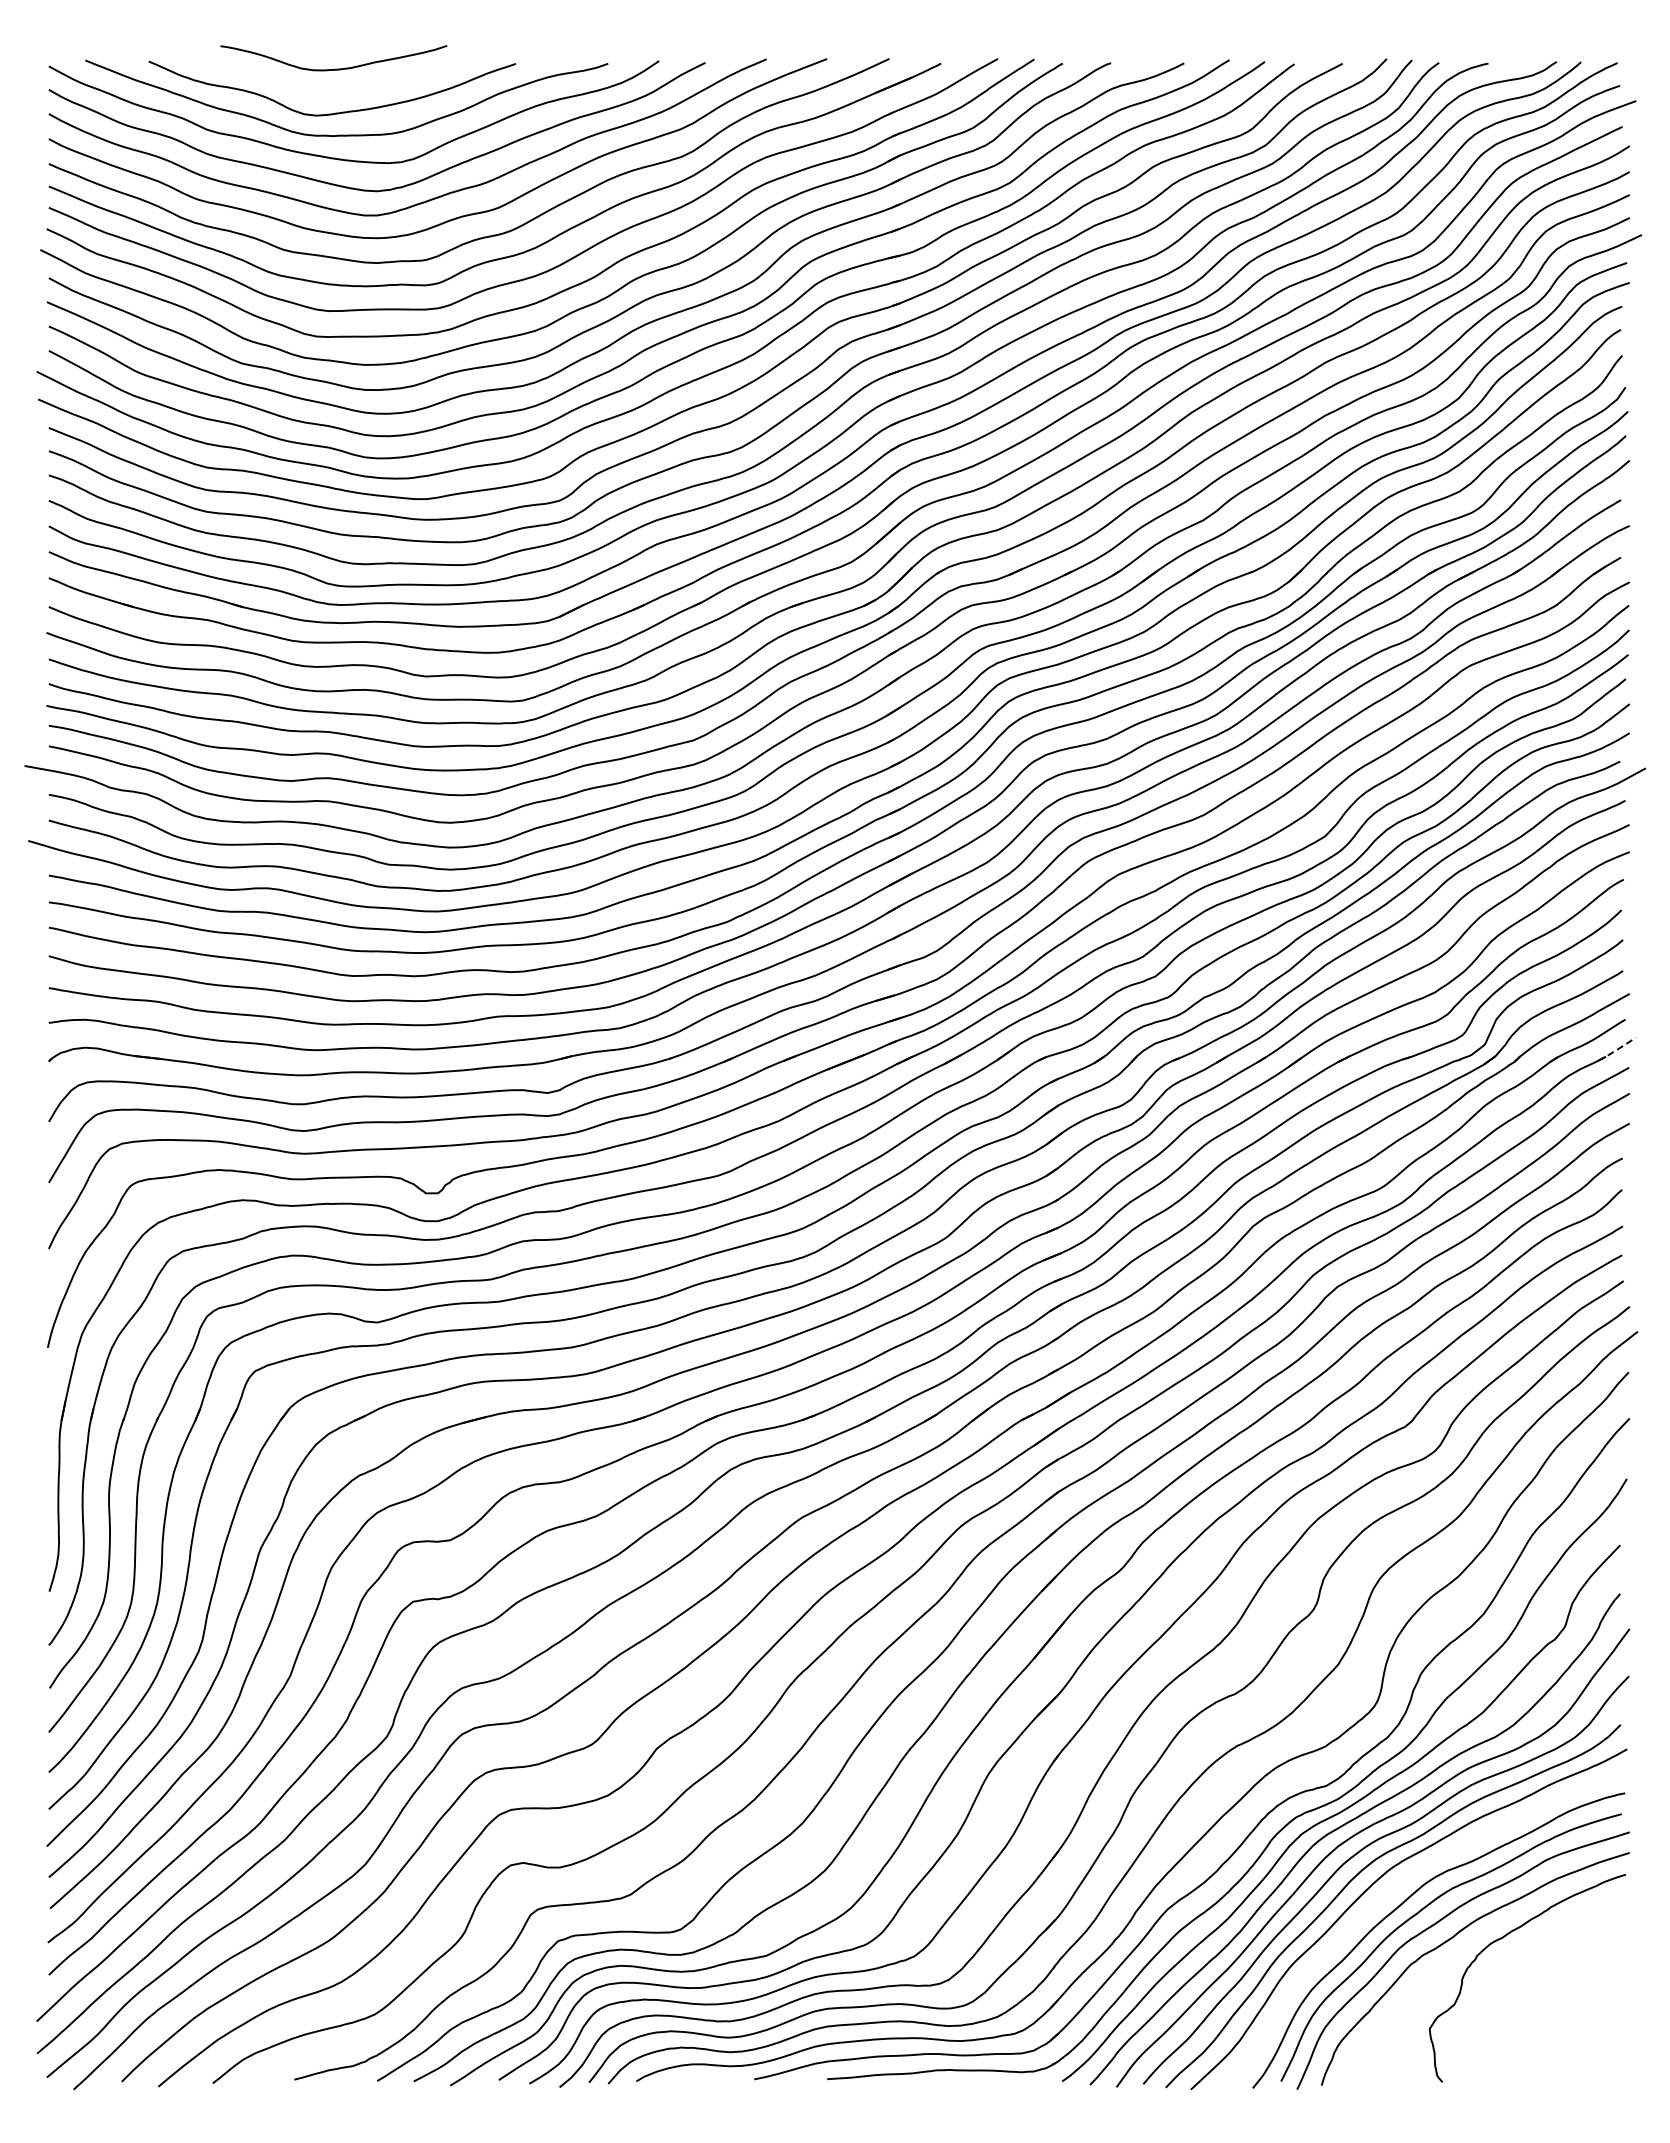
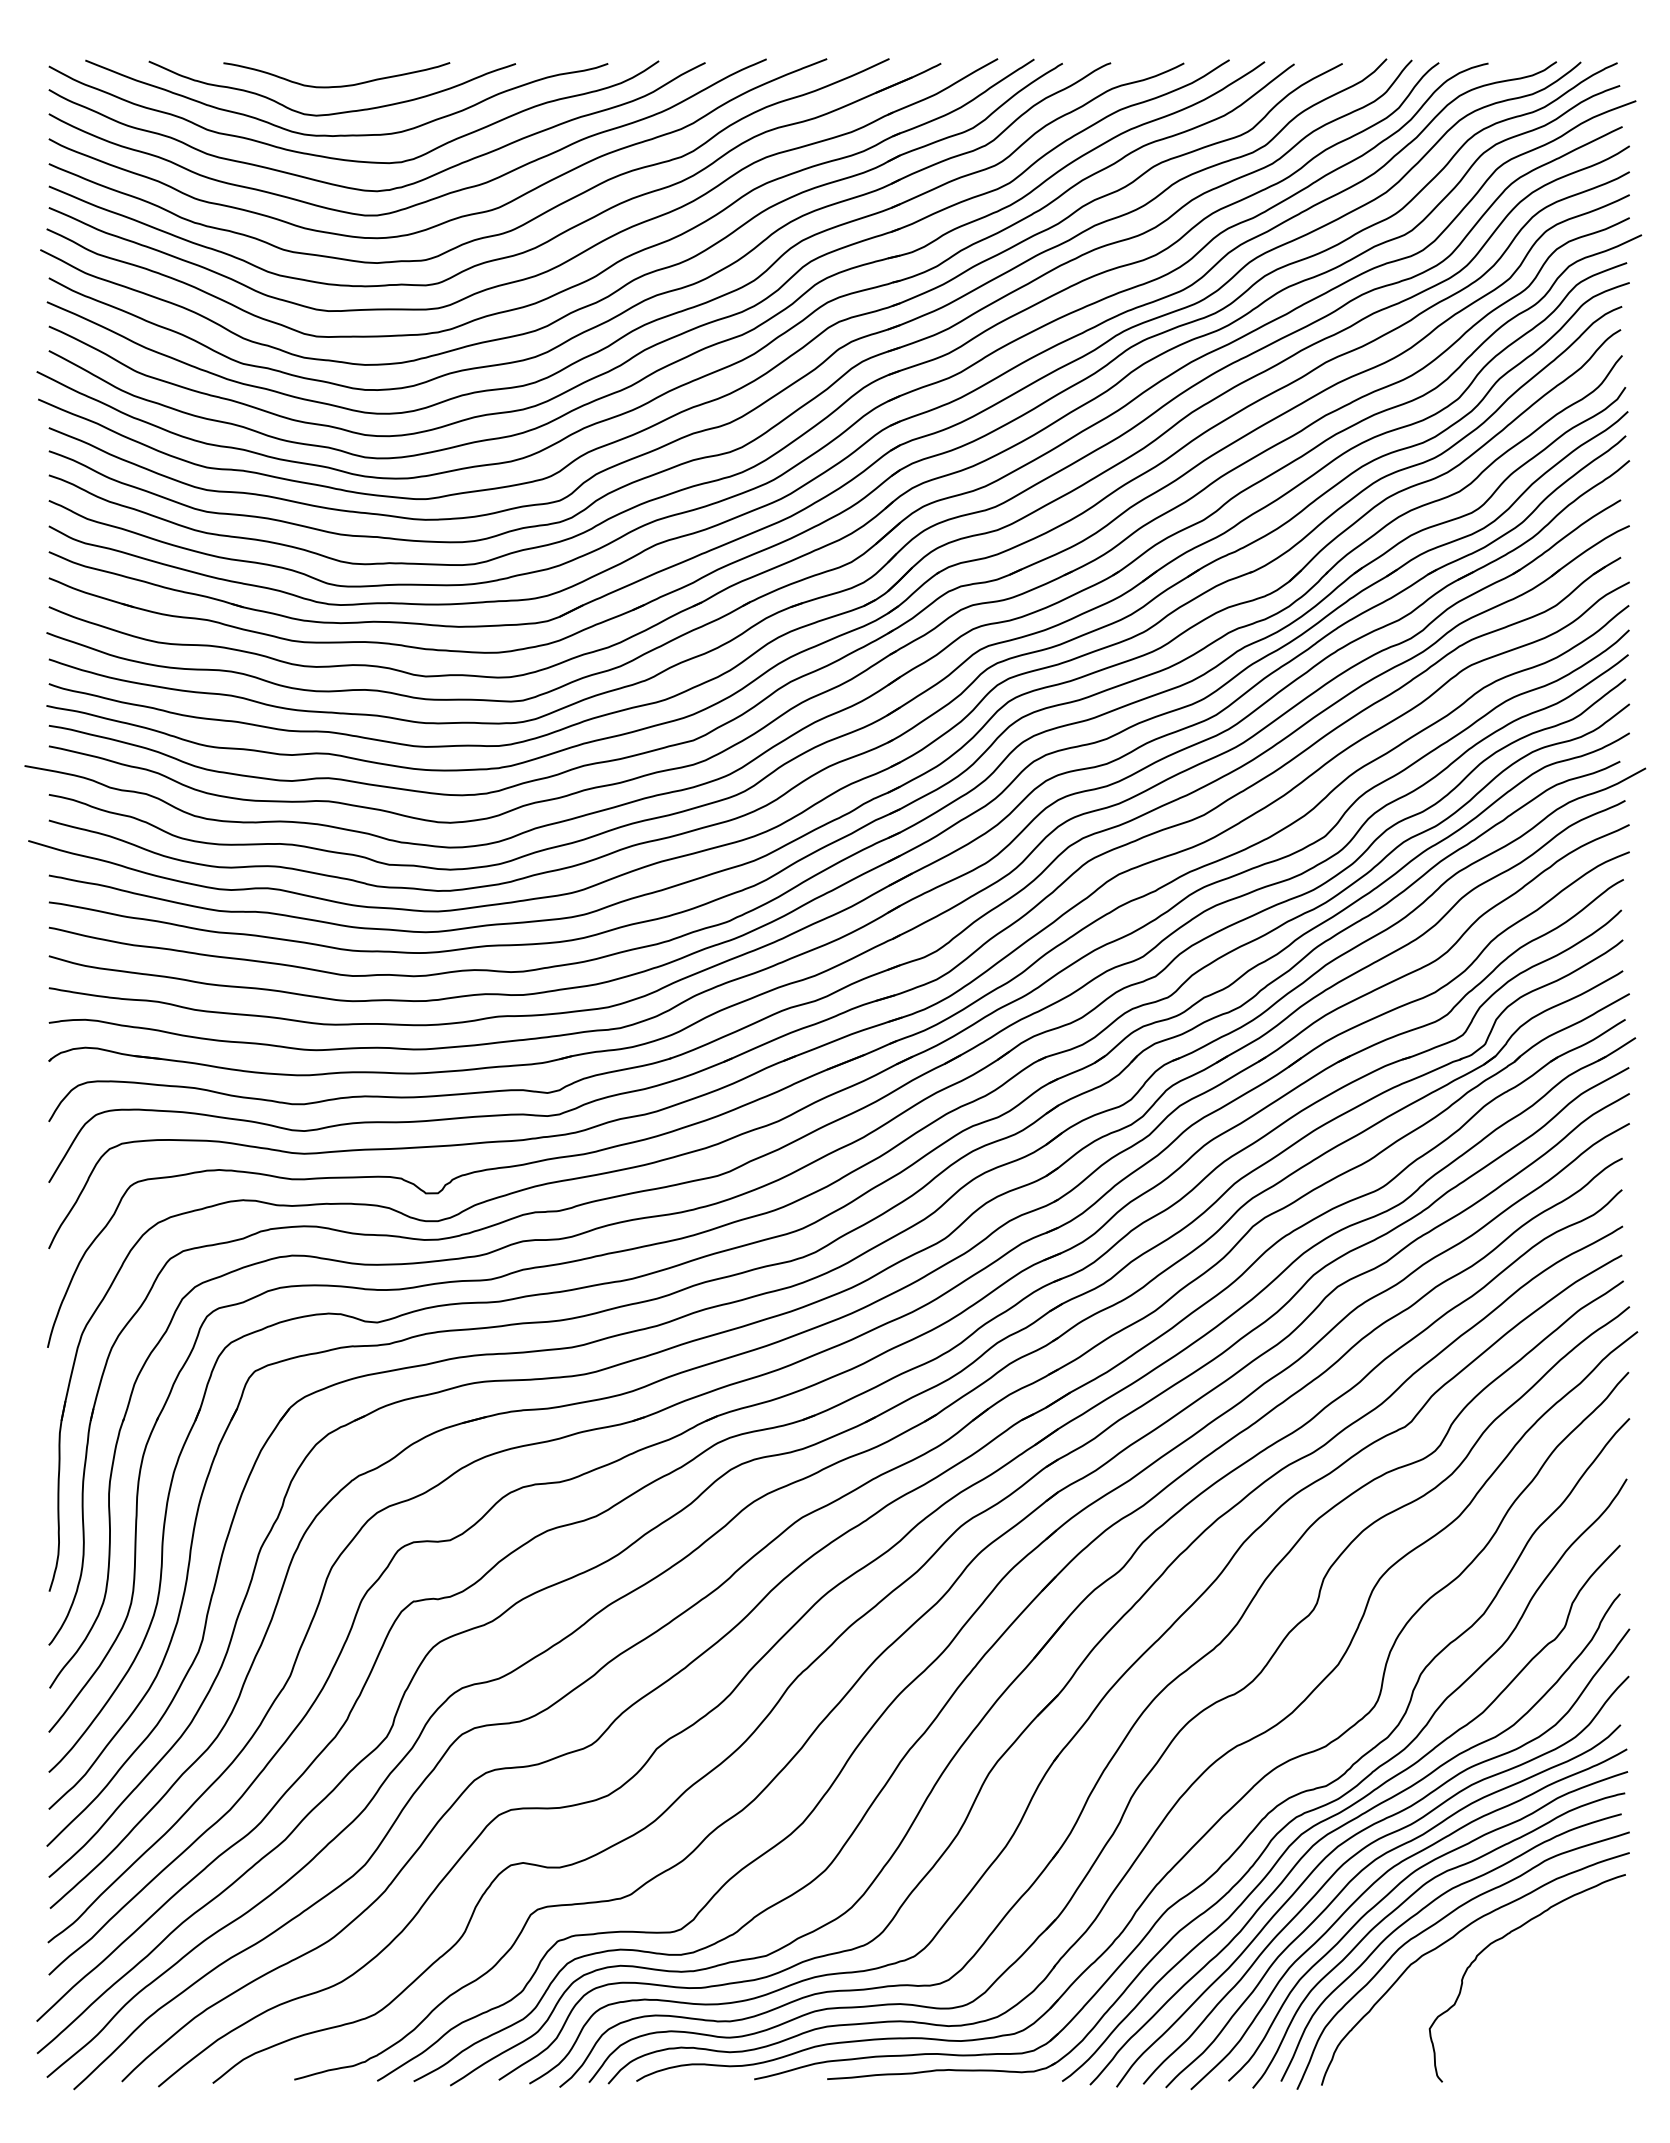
curve position: (335, 68) -> (338, 85) (338, 85)
line: dashed -> solid (1616, 1050)
curve: none -> present (1393, 1890)
